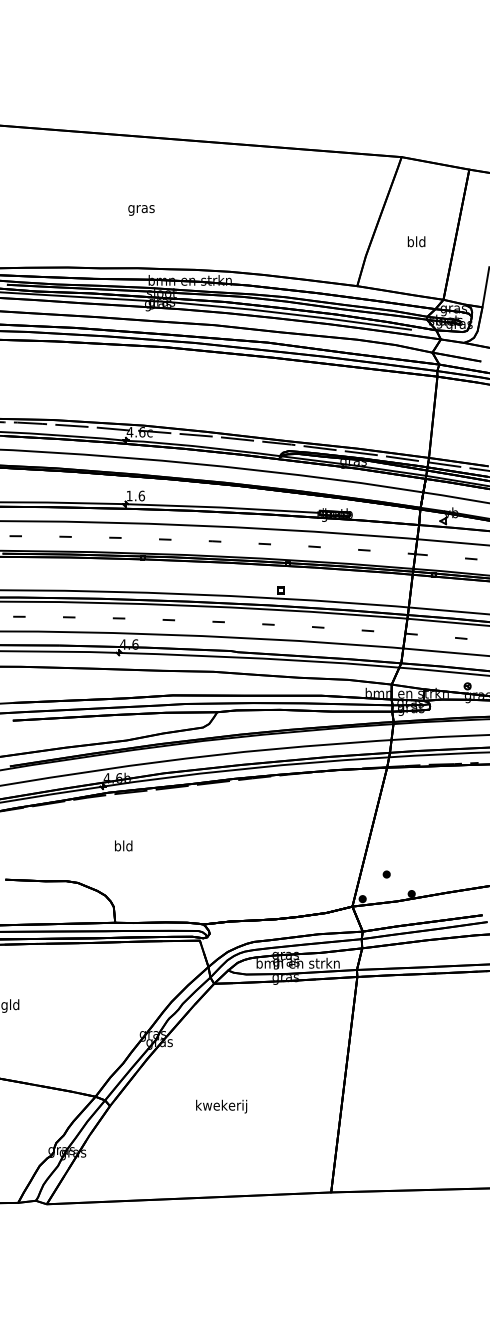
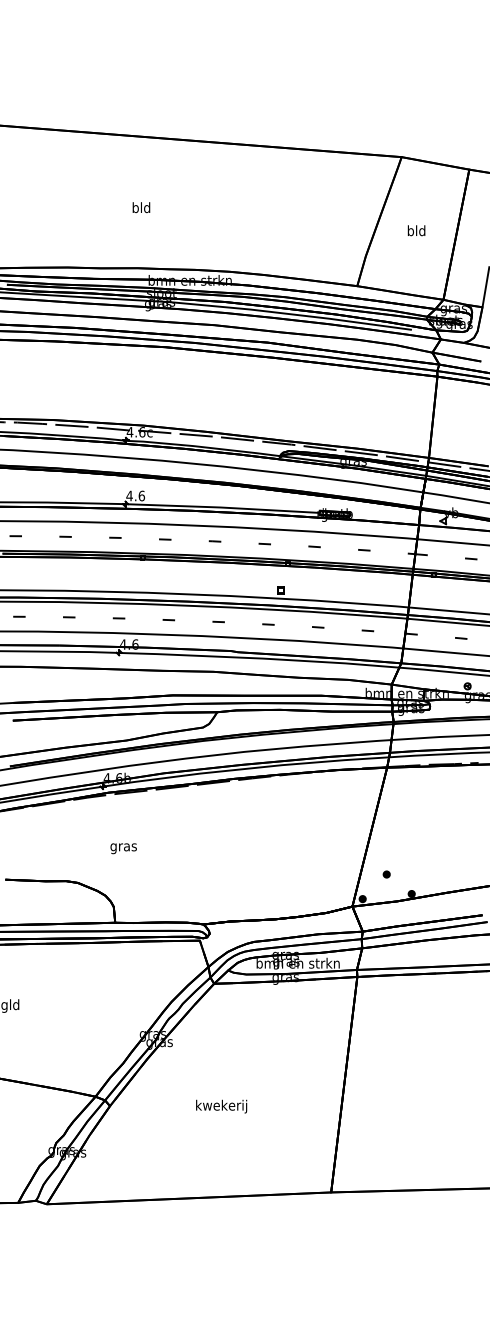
text: gras -> bld (141, 208)
text position: (416, 241) -> (416, 230) (416, 230)
text: 1.6 -> 4.6 (129, 495)
text: bld -> gras (123, 847)
